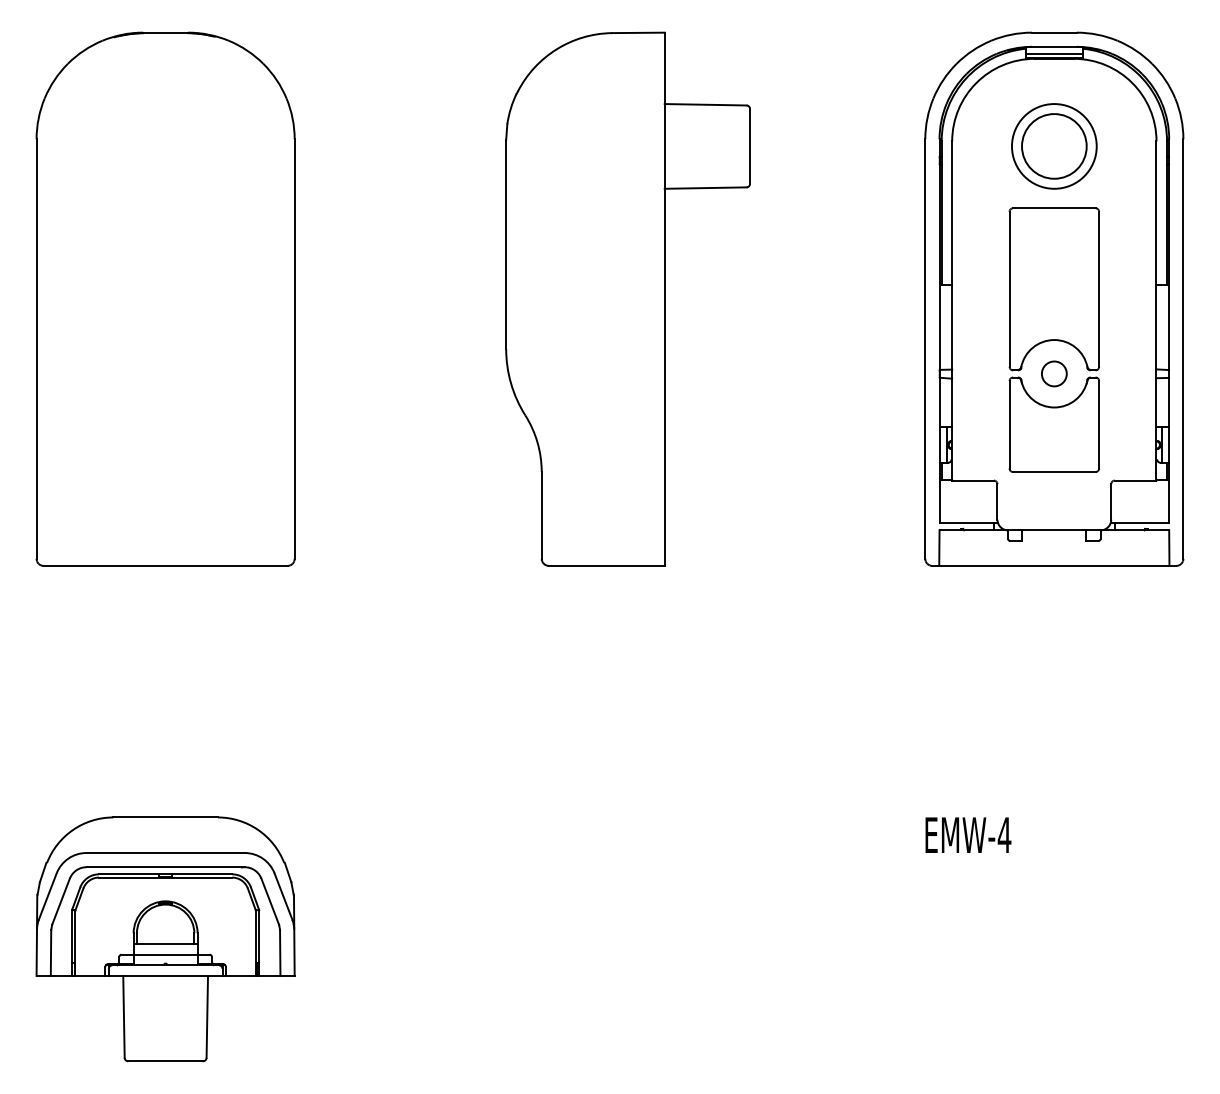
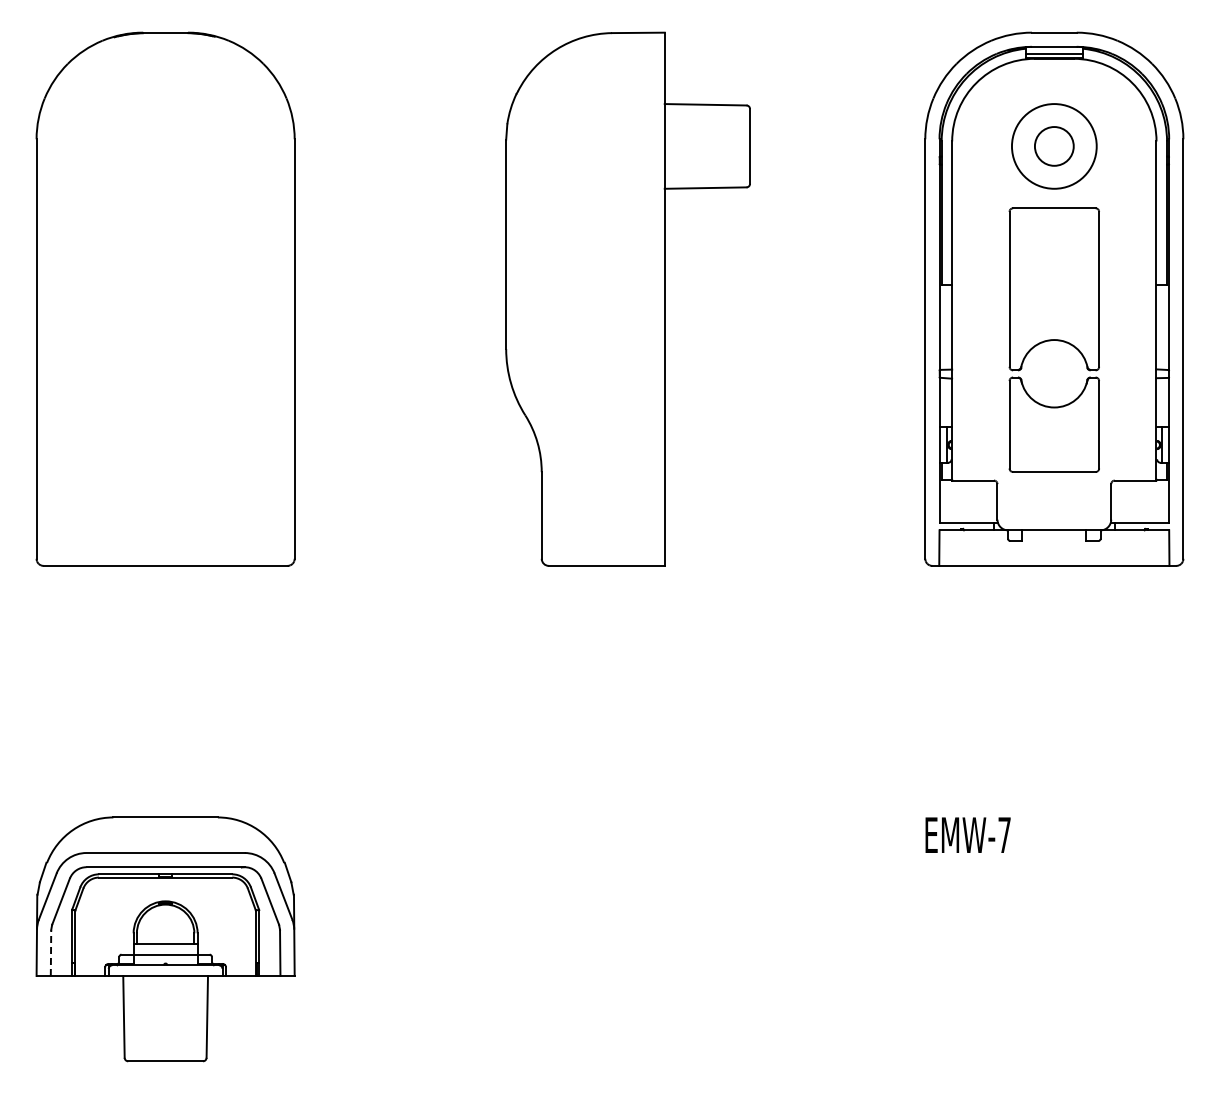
circle diameter: 65 px -> 39 px (1053, 146)
circle: present -> none (1054, 373)
text: EMW-4 -> EMW-7 (1004, 834)
line: solid -> dashed (51, 952)
